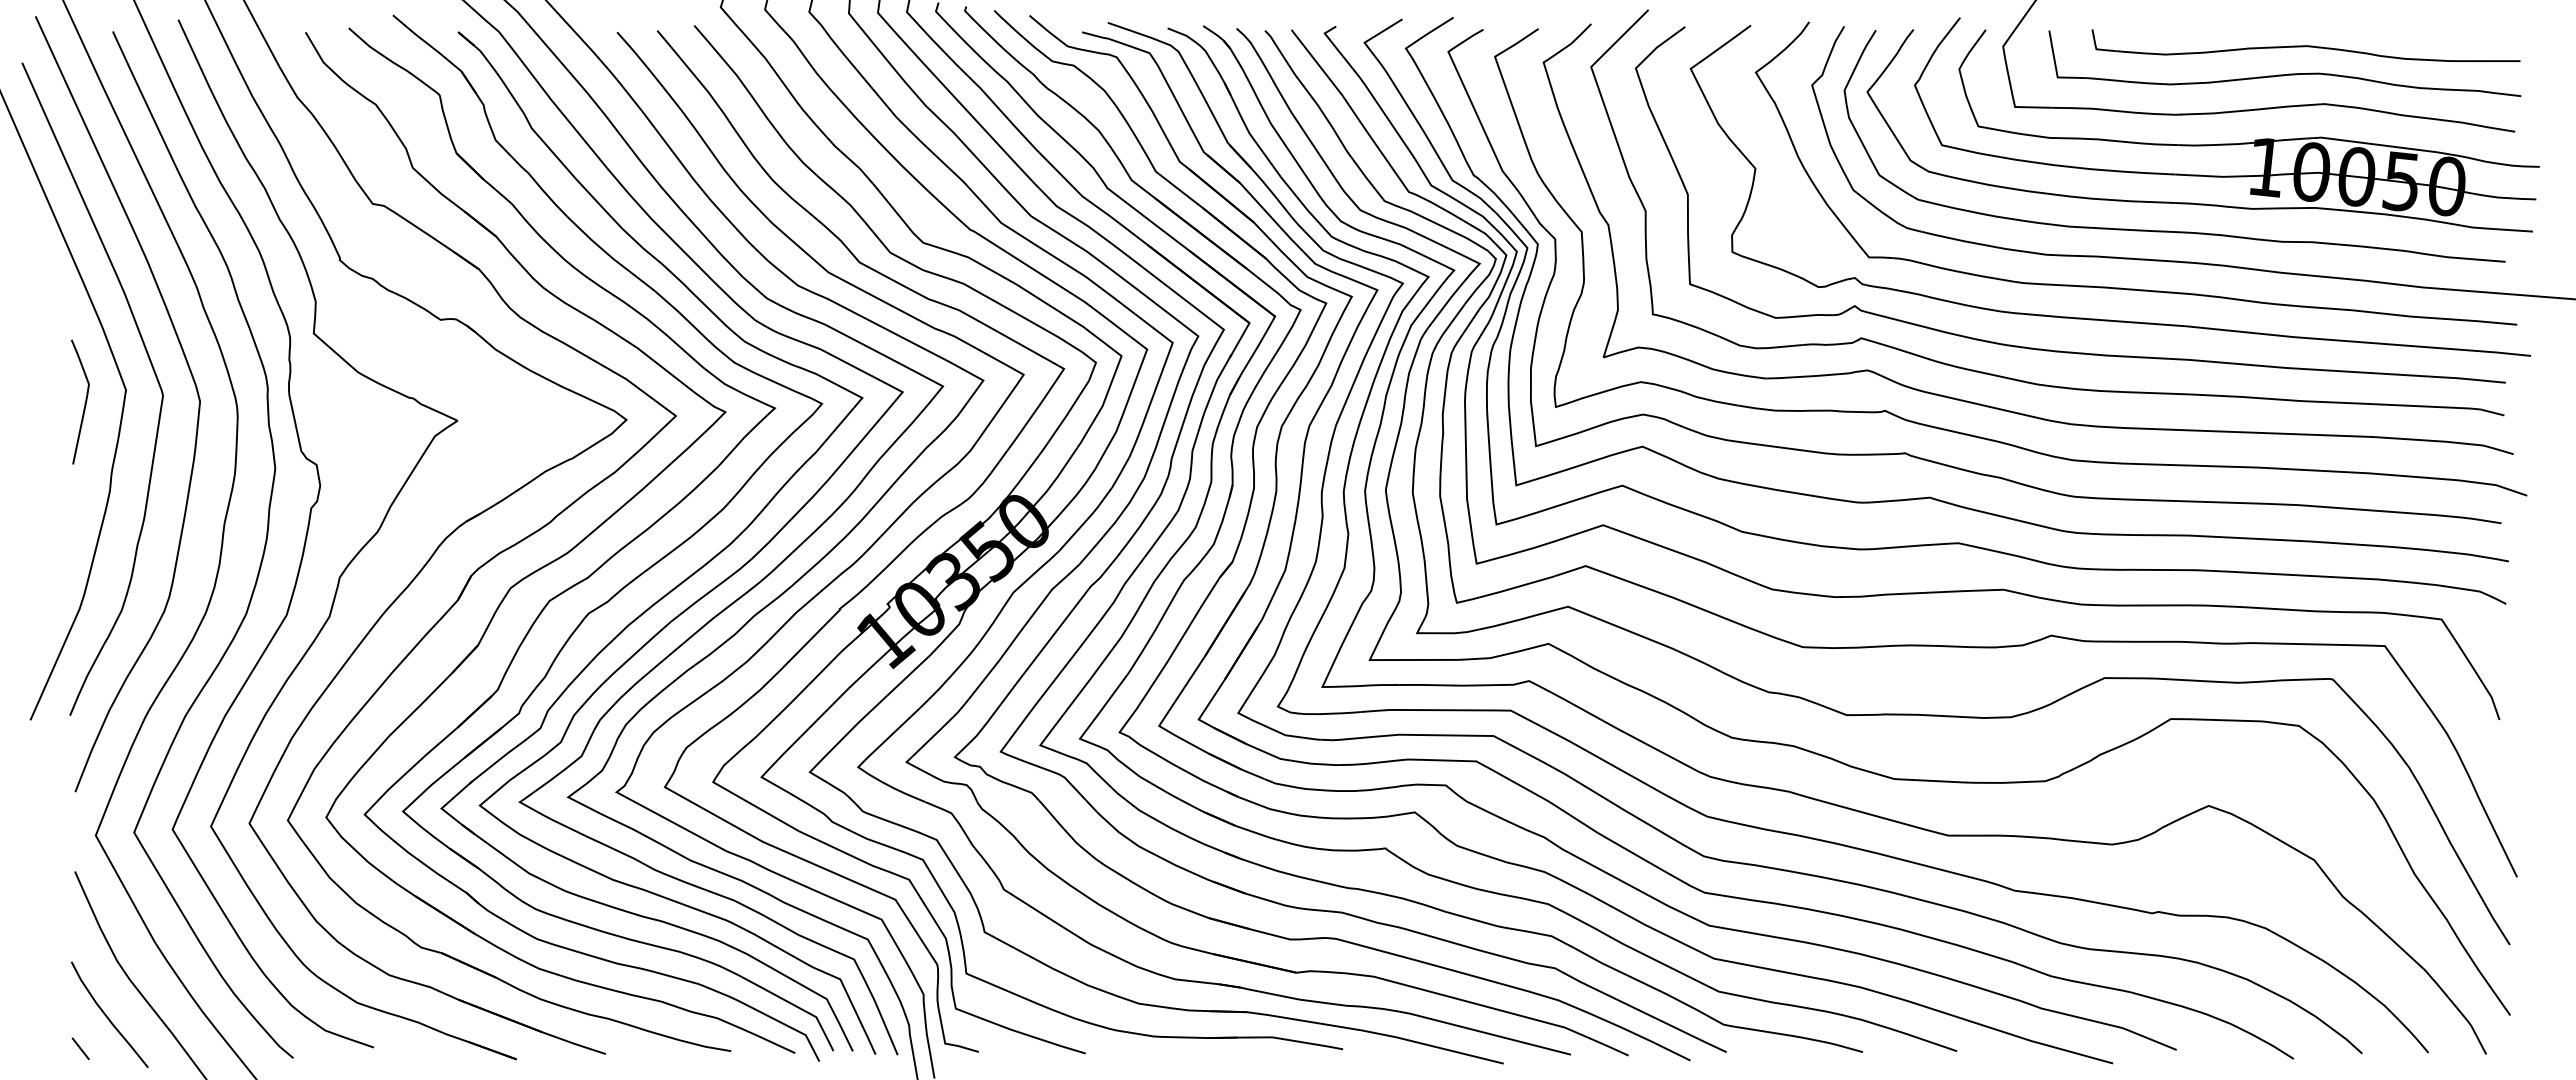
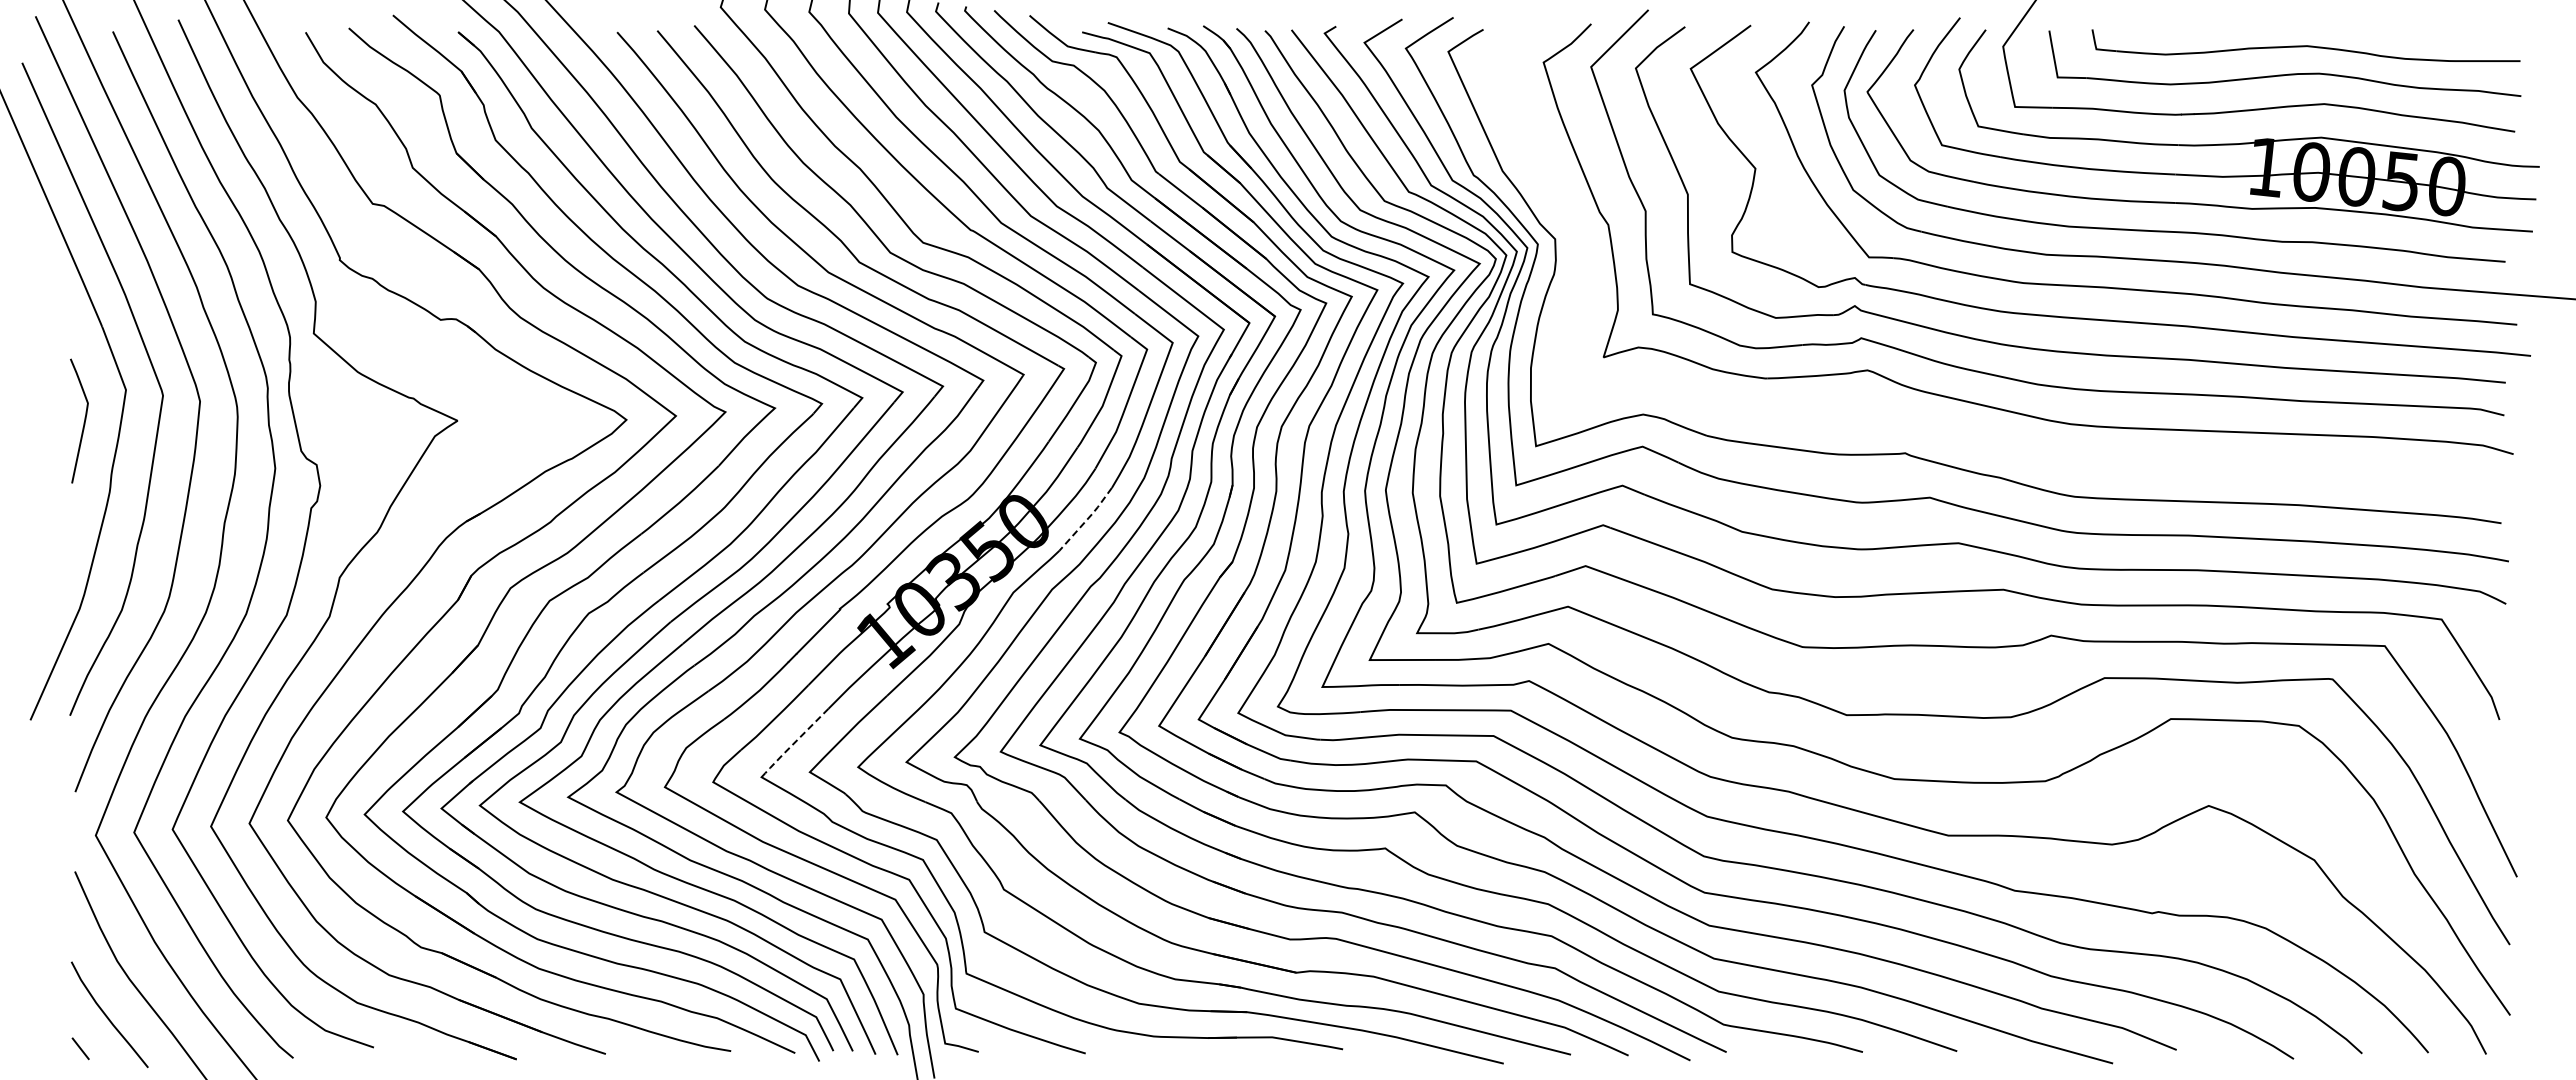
curve position: (84, 403) -> (83, 422) (83, 422)
part: present -> none (1976, 435)
line: solid -> dashed (1087, 519)
line: solid -> dashed (795, 742)
